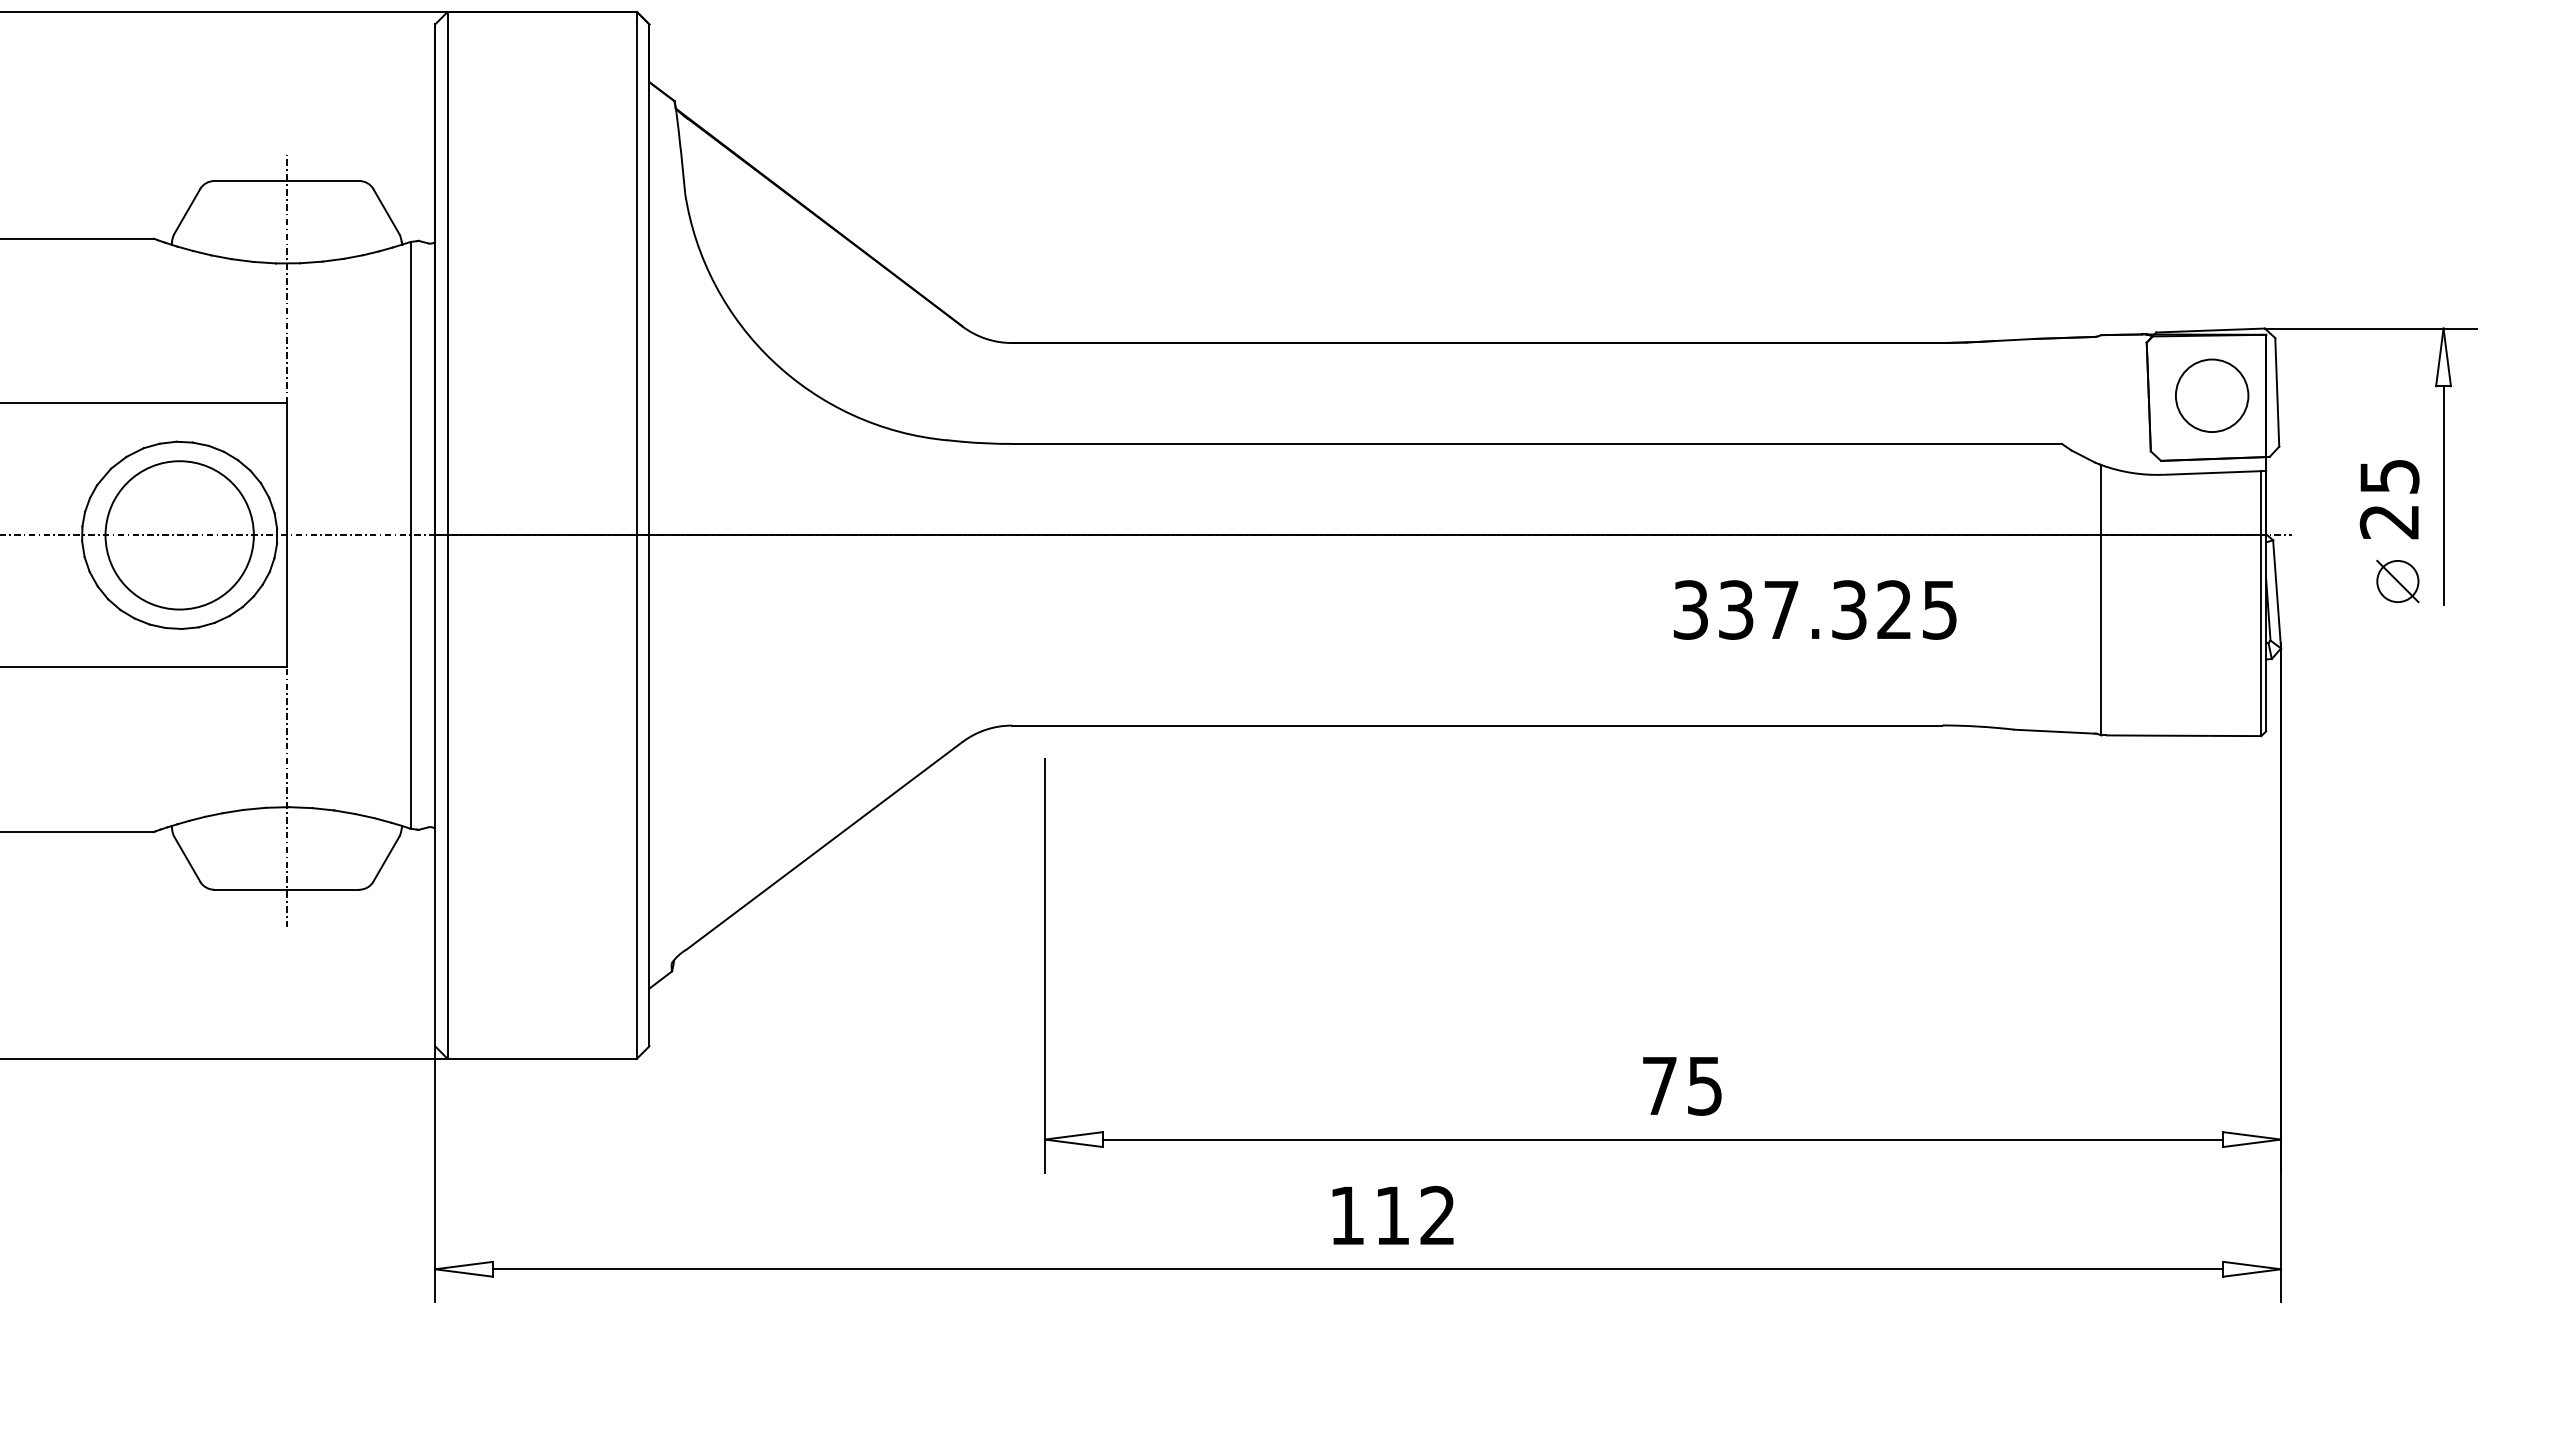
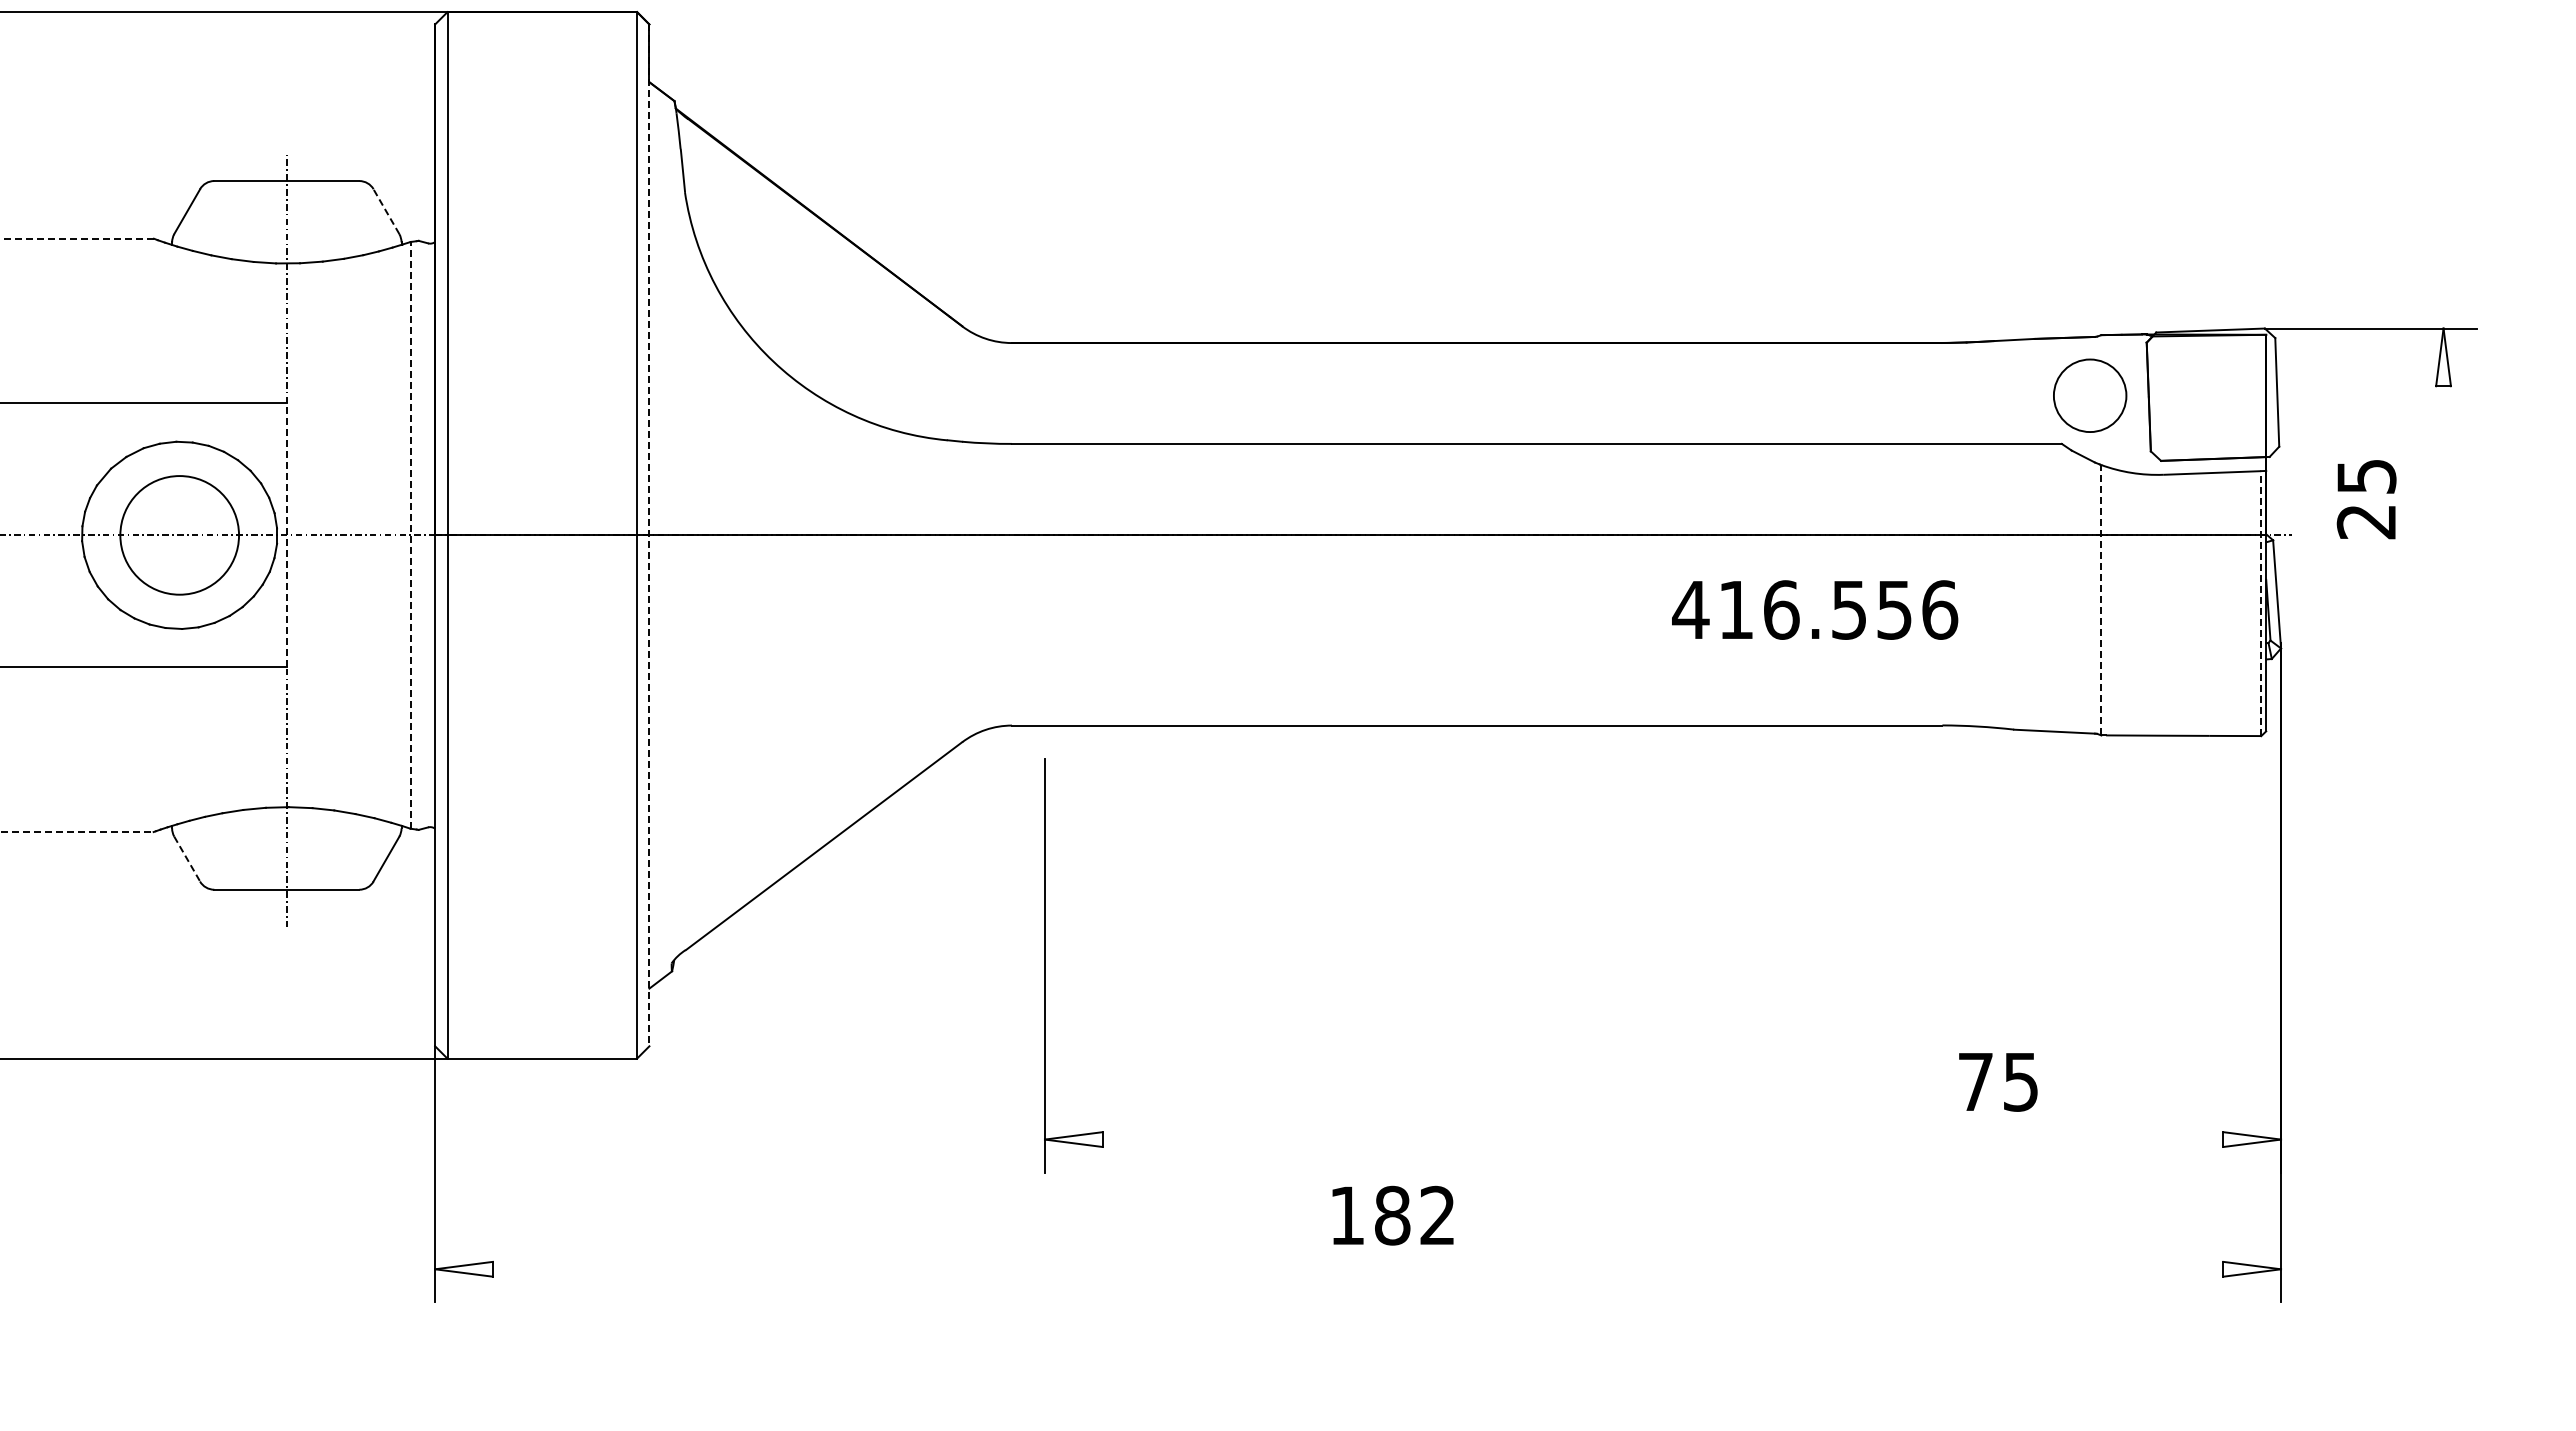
line: solid -> dashed (386, 211)
line: solid -> dashed (77, 238)
circle position: (2212, 395) -> (2090, 395) (2090, 395)
line: present -> none (2443, 495)
text position: (2389, 499) -> (2366, 499) (2366, 499)
line: solid -> dashed (286, 534)
line: solid -> dashed (410, 534)
circle diameter: 148 px -> 119 px (179, 535)
line: solid -> dashed (649, 535)
part: present -> none (2397, 581)
line: solid -> dashed (2101, 599)
line: solid -> dashed (2261, 603)
text: 337.325 -> 416.556 (1815, 609)
line: solid -> dashed (76, 832)
line: solid -> dashed (187, 859)
text position: (1682, 1086) -> (1998, 1082) (1998, 1082)
line: present -> none (1662, 1139)
text: 112 -> 182 (1392, 1215)
line: present -> none (1357, 1269)
